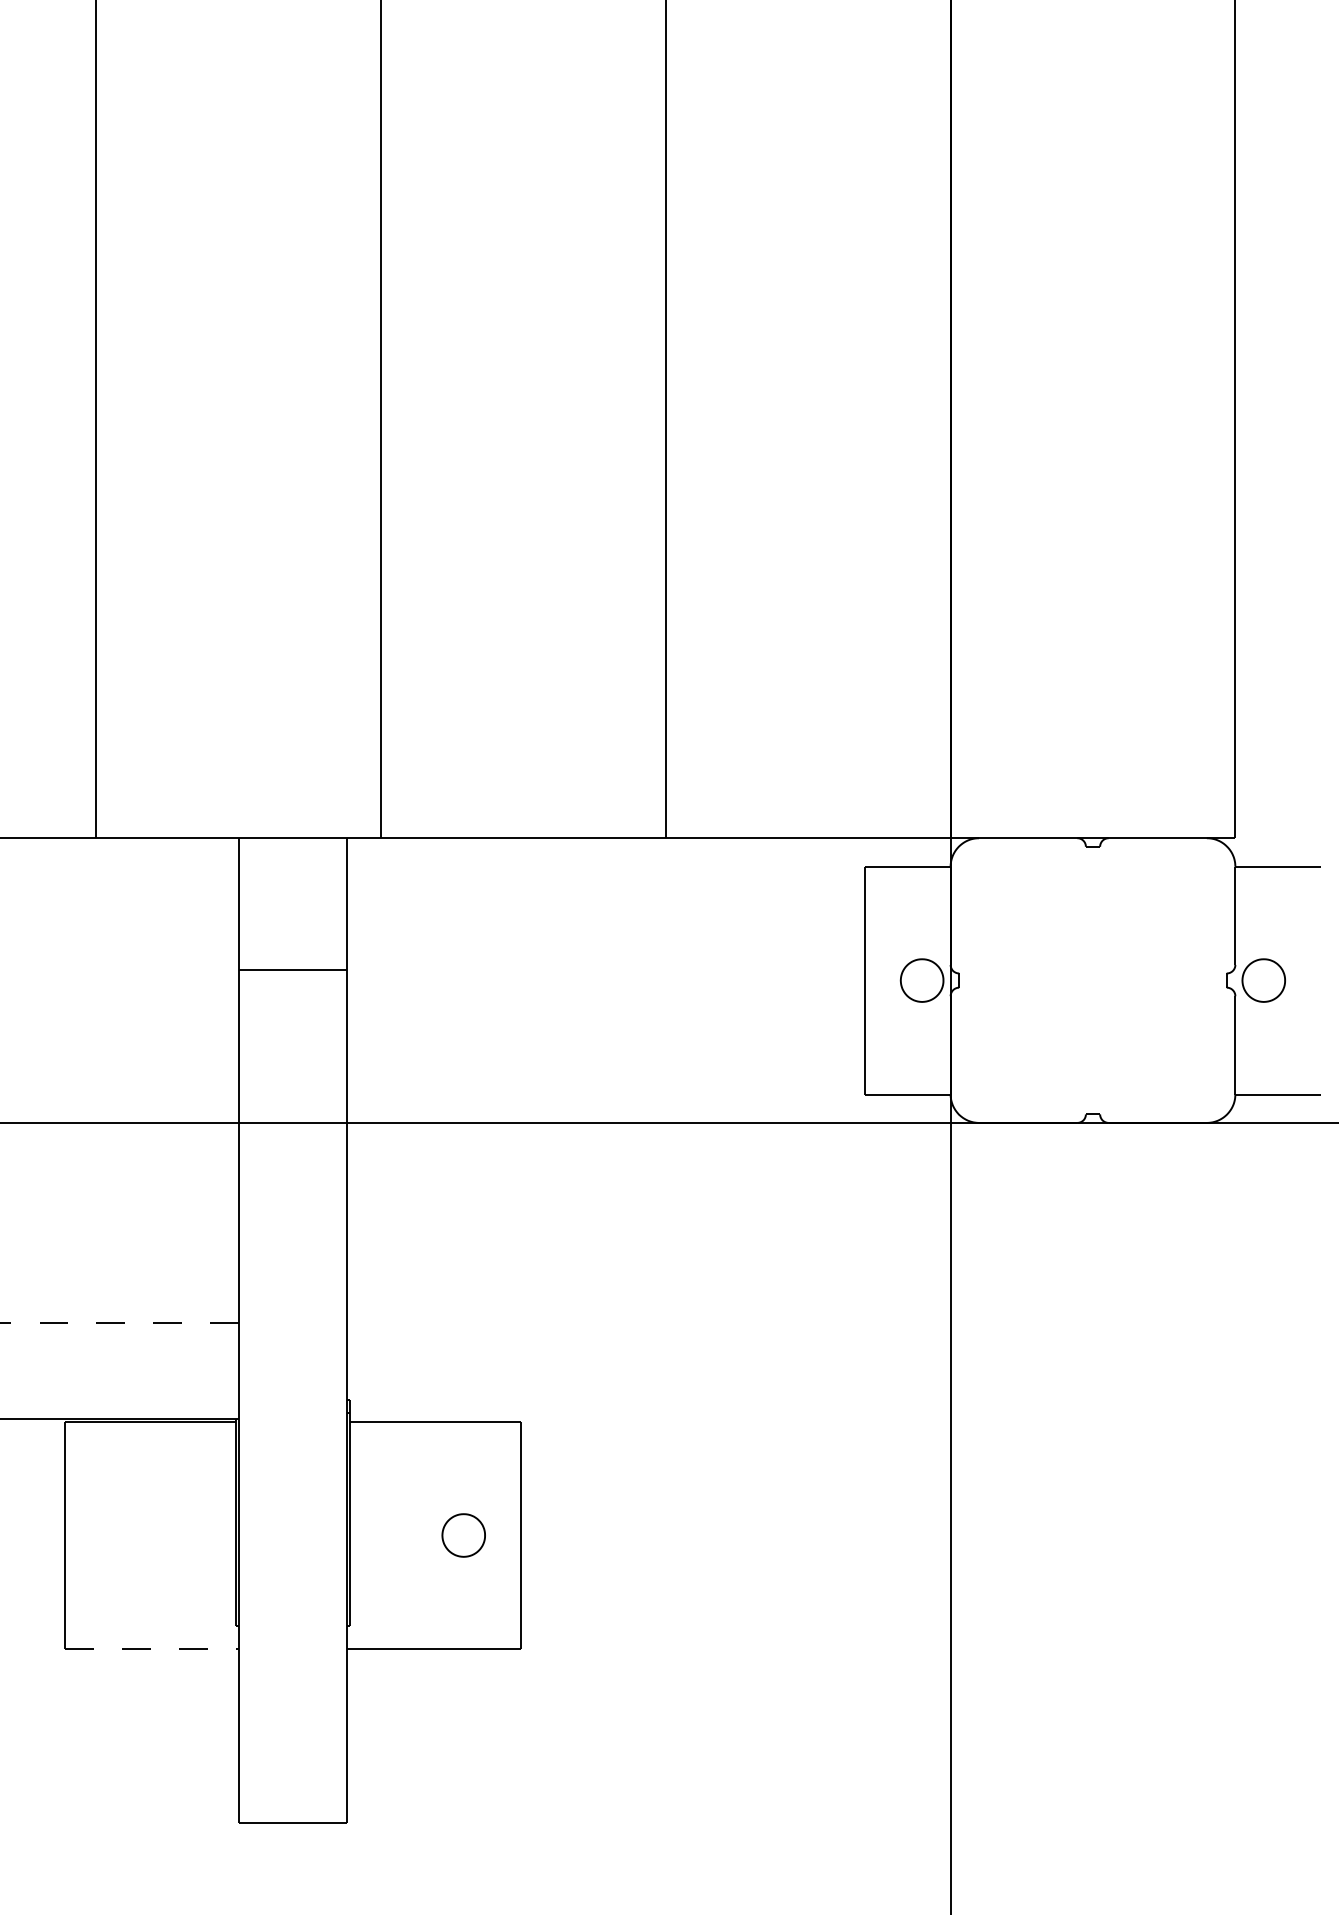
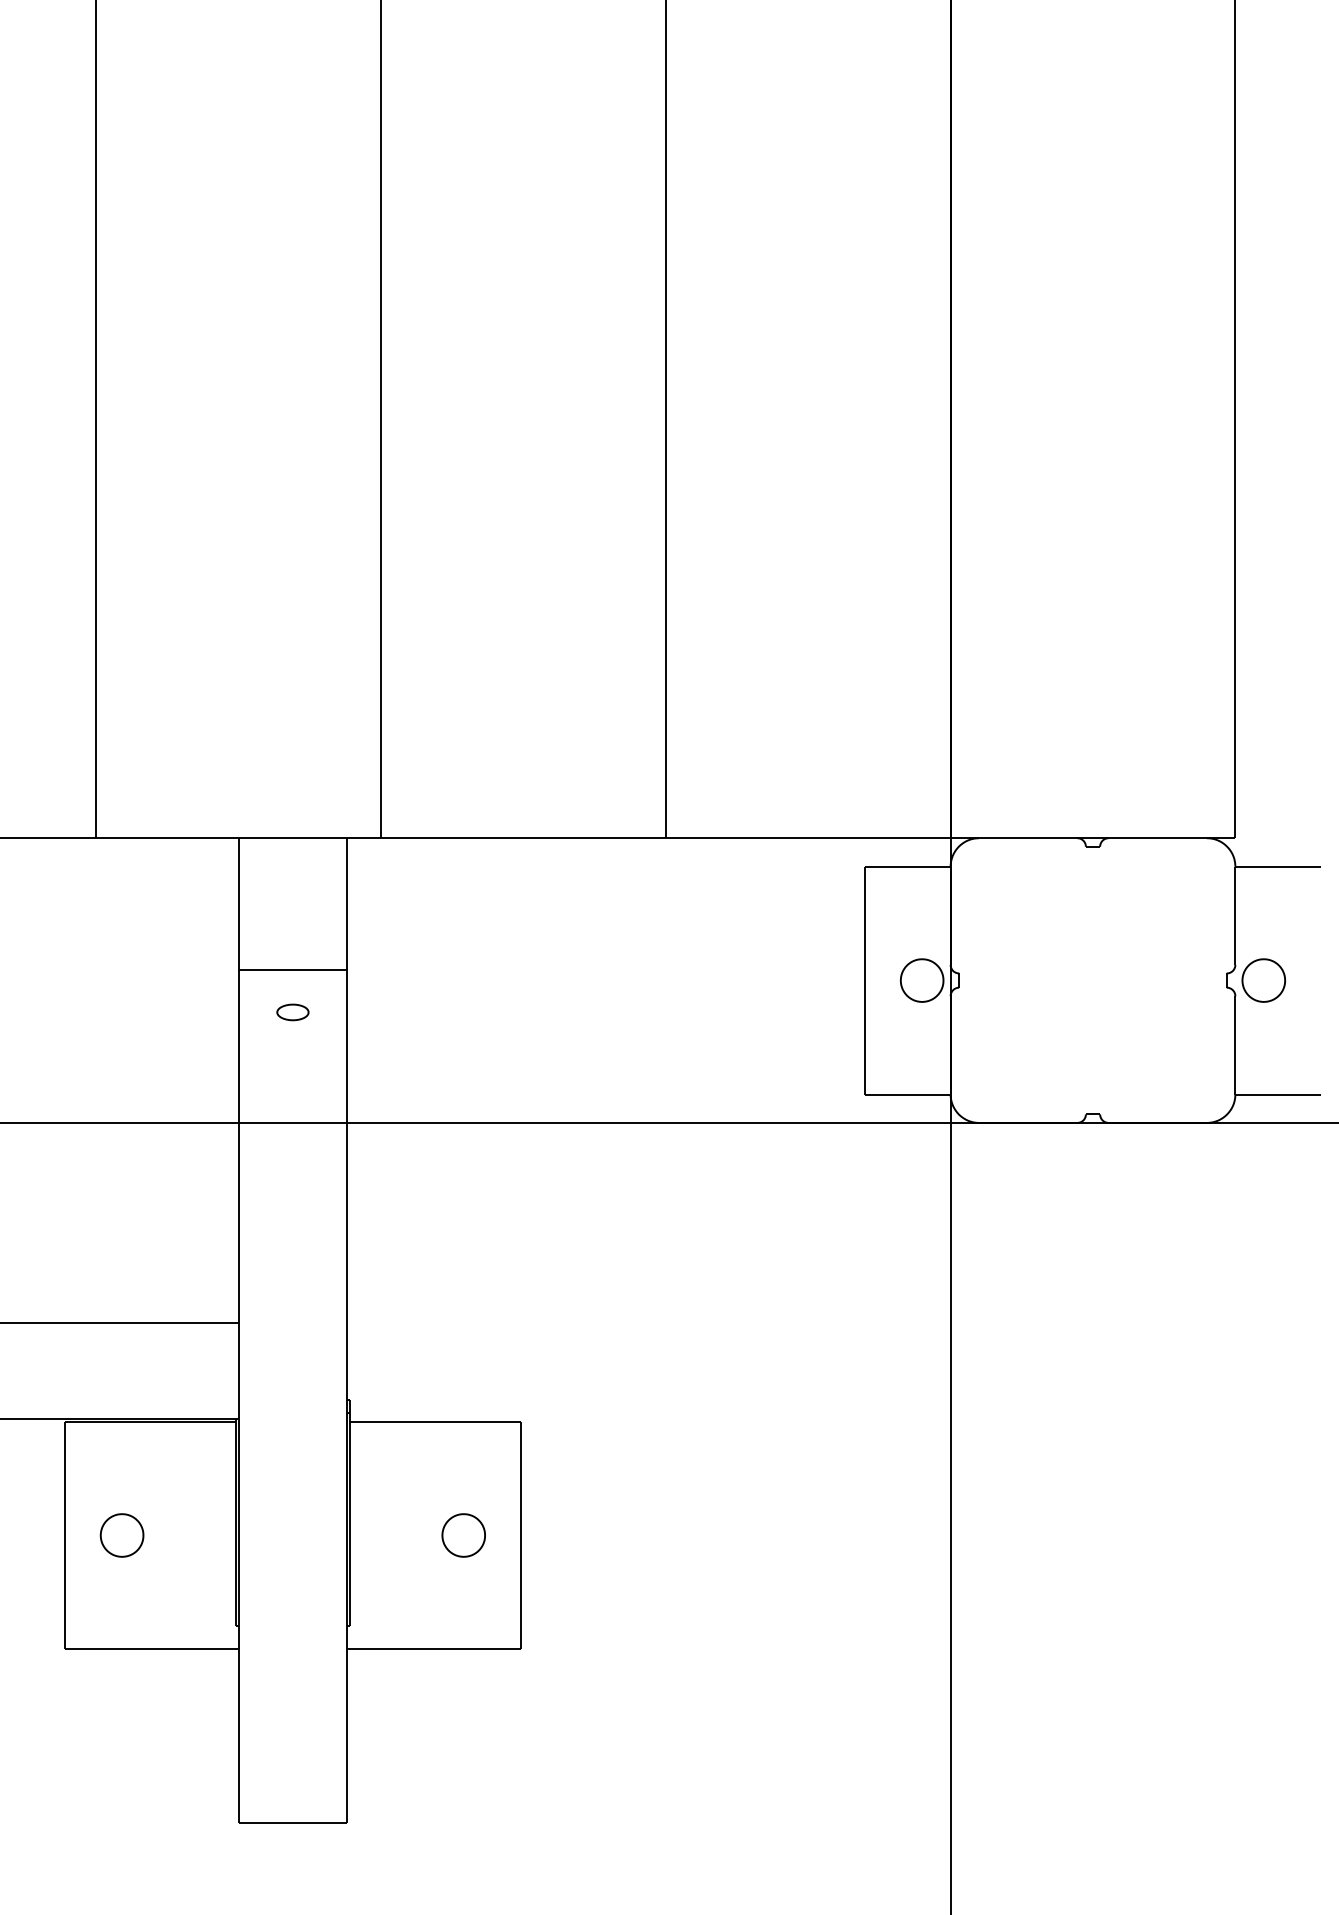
part: none -> present (292, 1012)
line: dashed -> solid (119, 1322)
part: none -> present (121, 1535)
line: dashed -> solid (152, 1649)
